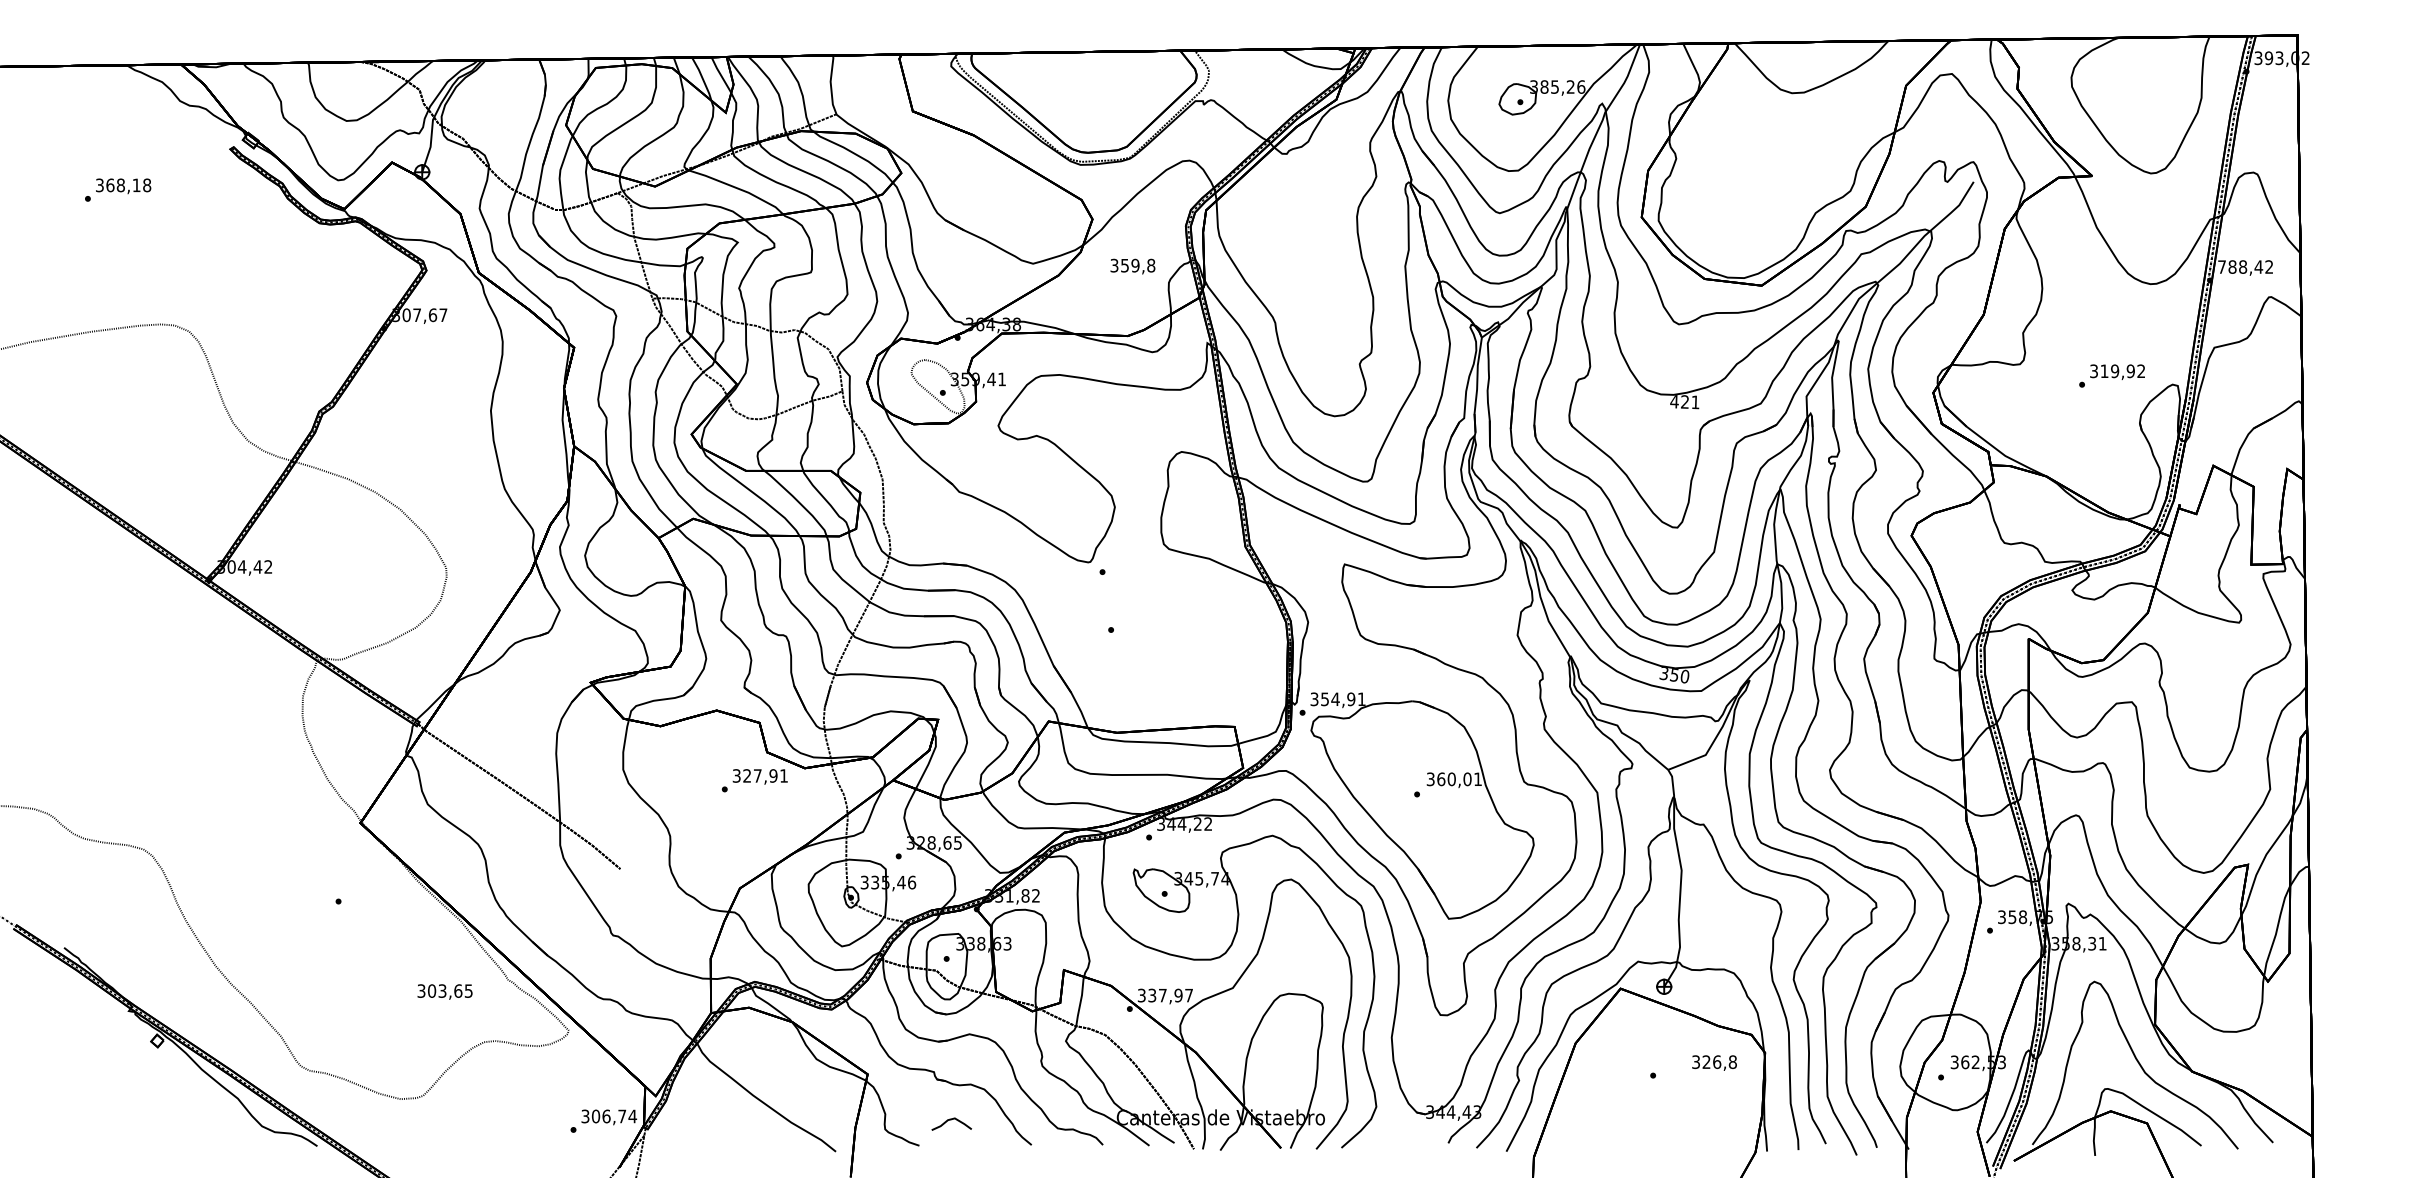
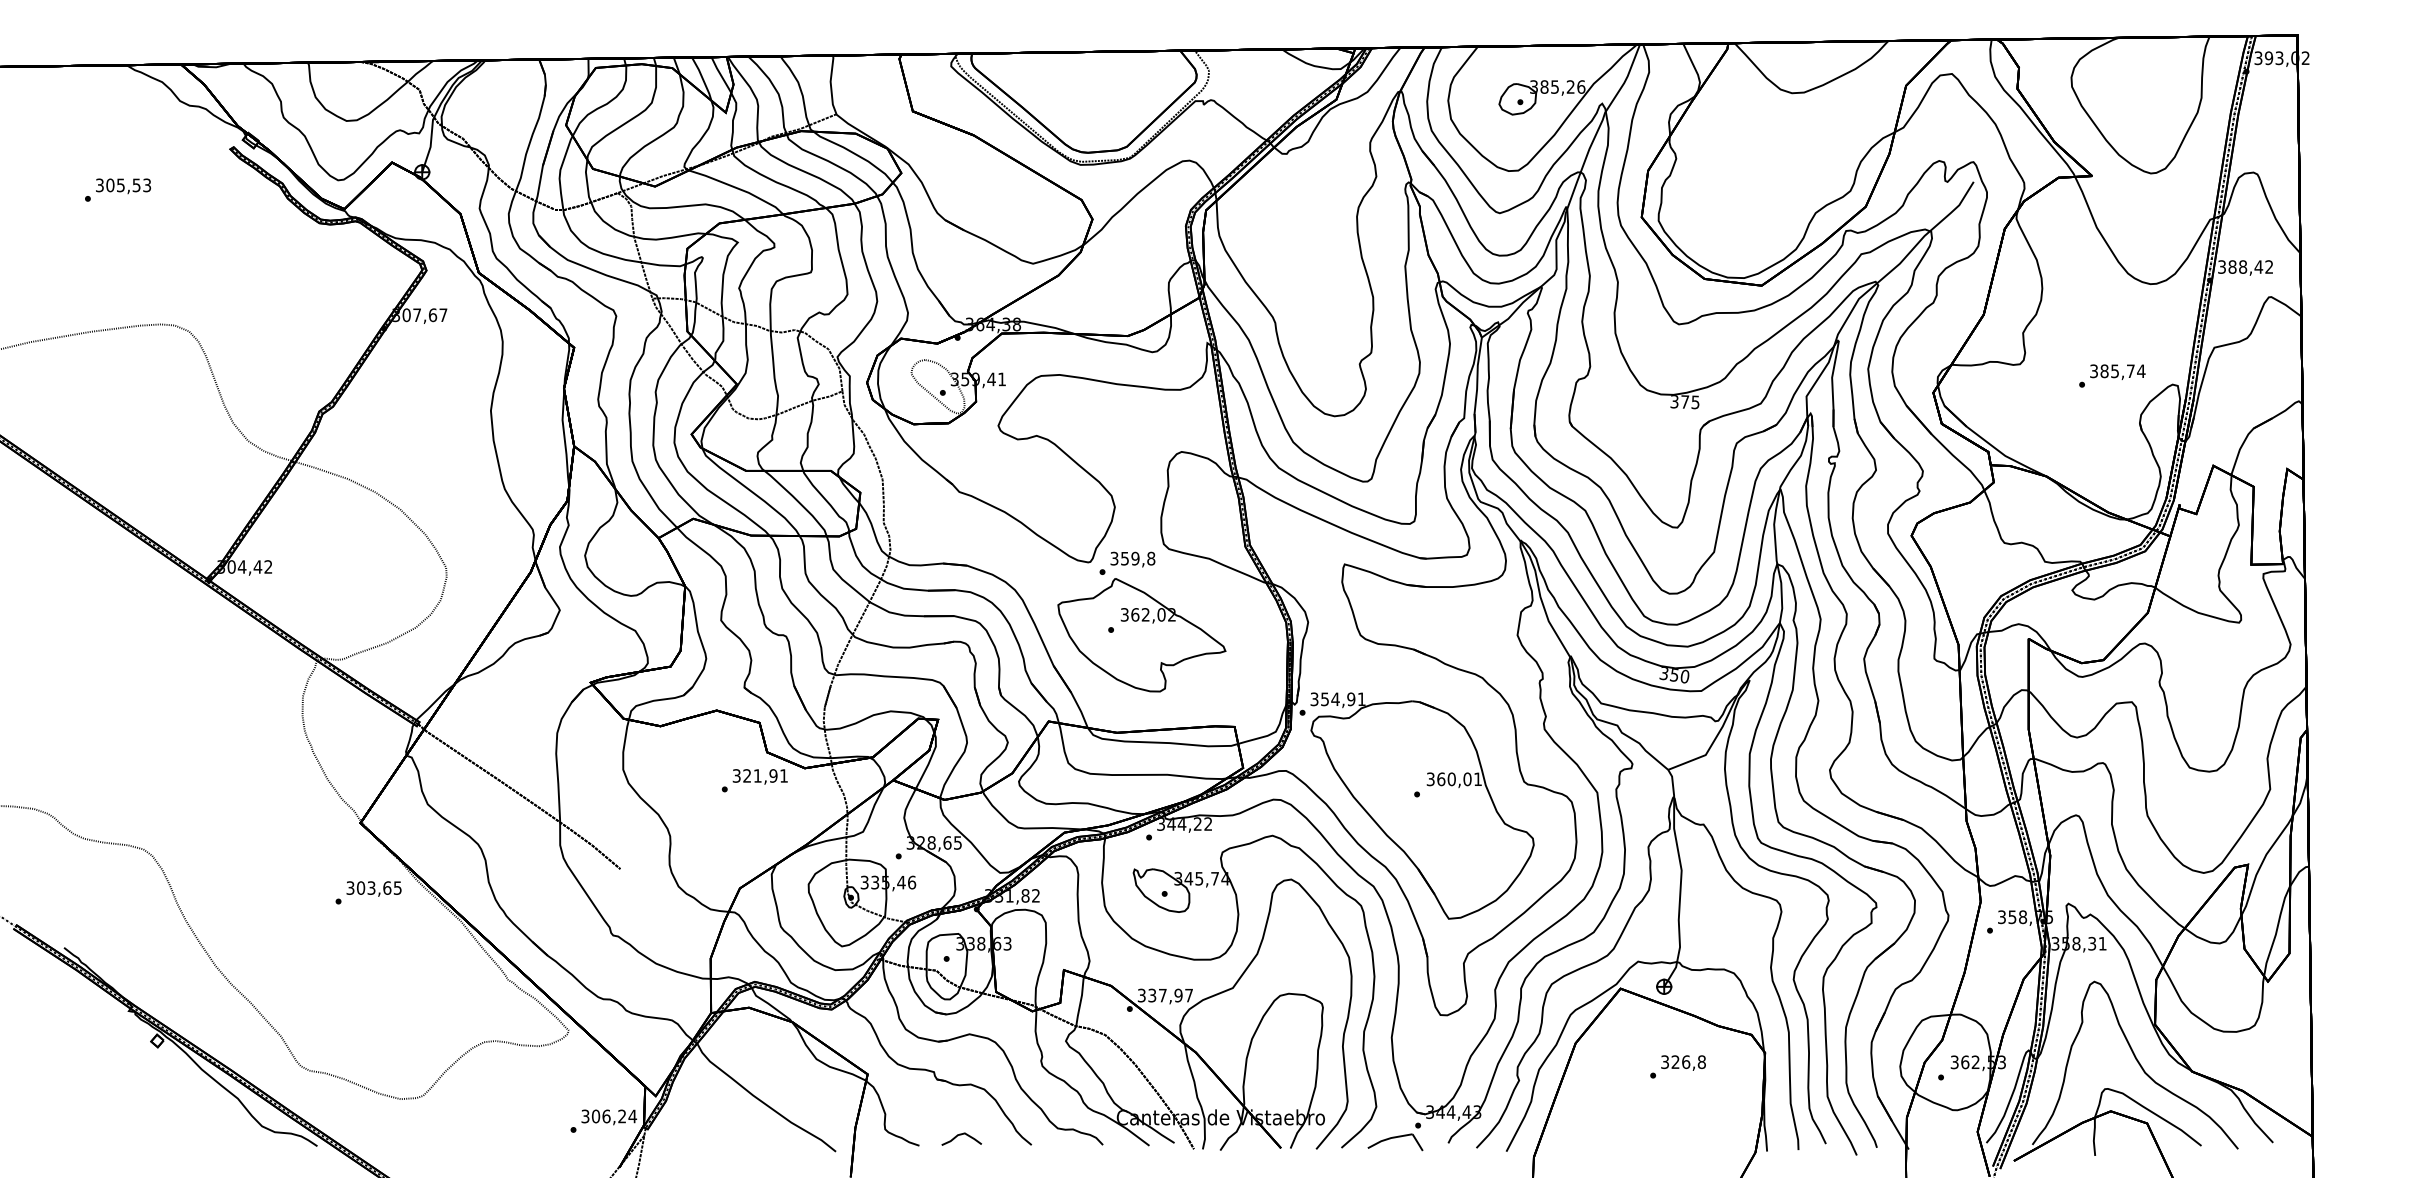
text: 368,18 -> 305,53 (128, 185)
text position: (1132, 266) -> (1132, 559) (1132, 559)
text: 788,42 -> 388,42 (2221, 266)
text: 319,92 -> 385,74 (2122, 371)
text: 421 -> 375 (1684, 402)
part: none -> present (1141, 635)
text: 327,91 -> 321,91 (757, 775)
text position: (444, 991) -> (373, 888) (373, 888)
text position: (1714, 1062) -> (1683, 1062) (1683, 1062)
text: 306,74 -> 306,24 (622, 1116)
curve position: (951, 1120) -> (961, 1135) (961, 1135)
part: none -> present (1395, 1136)
